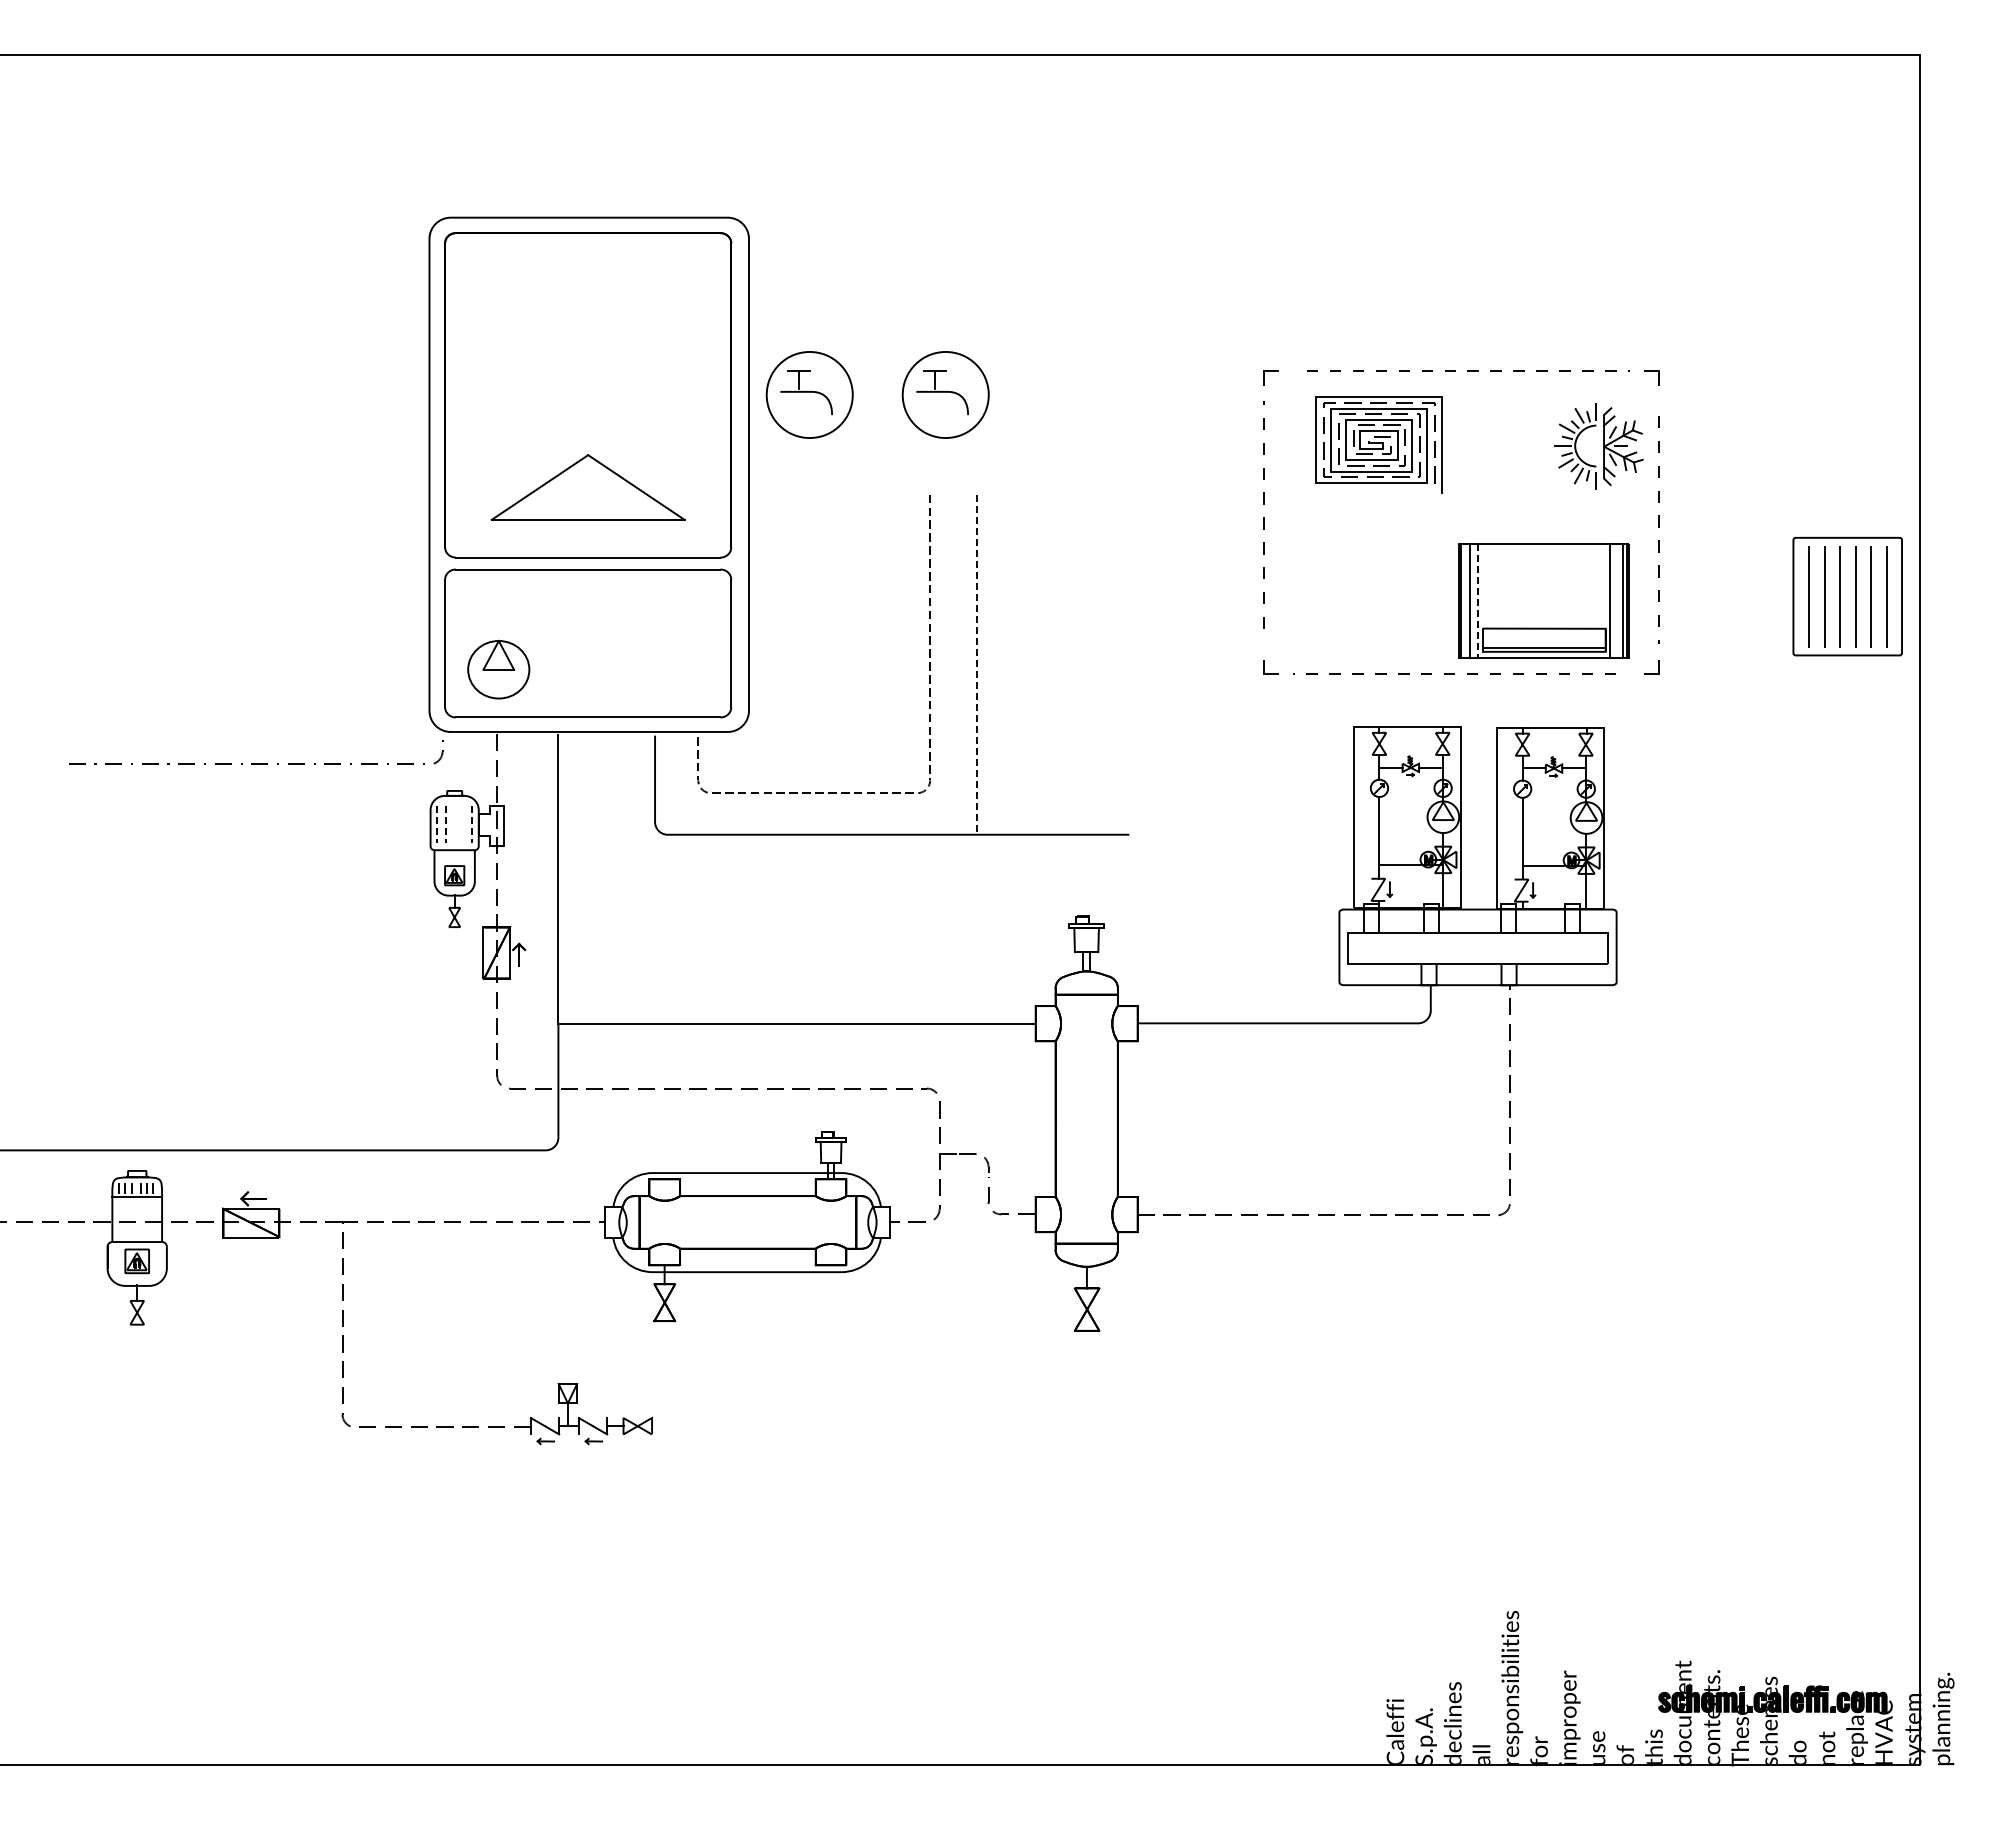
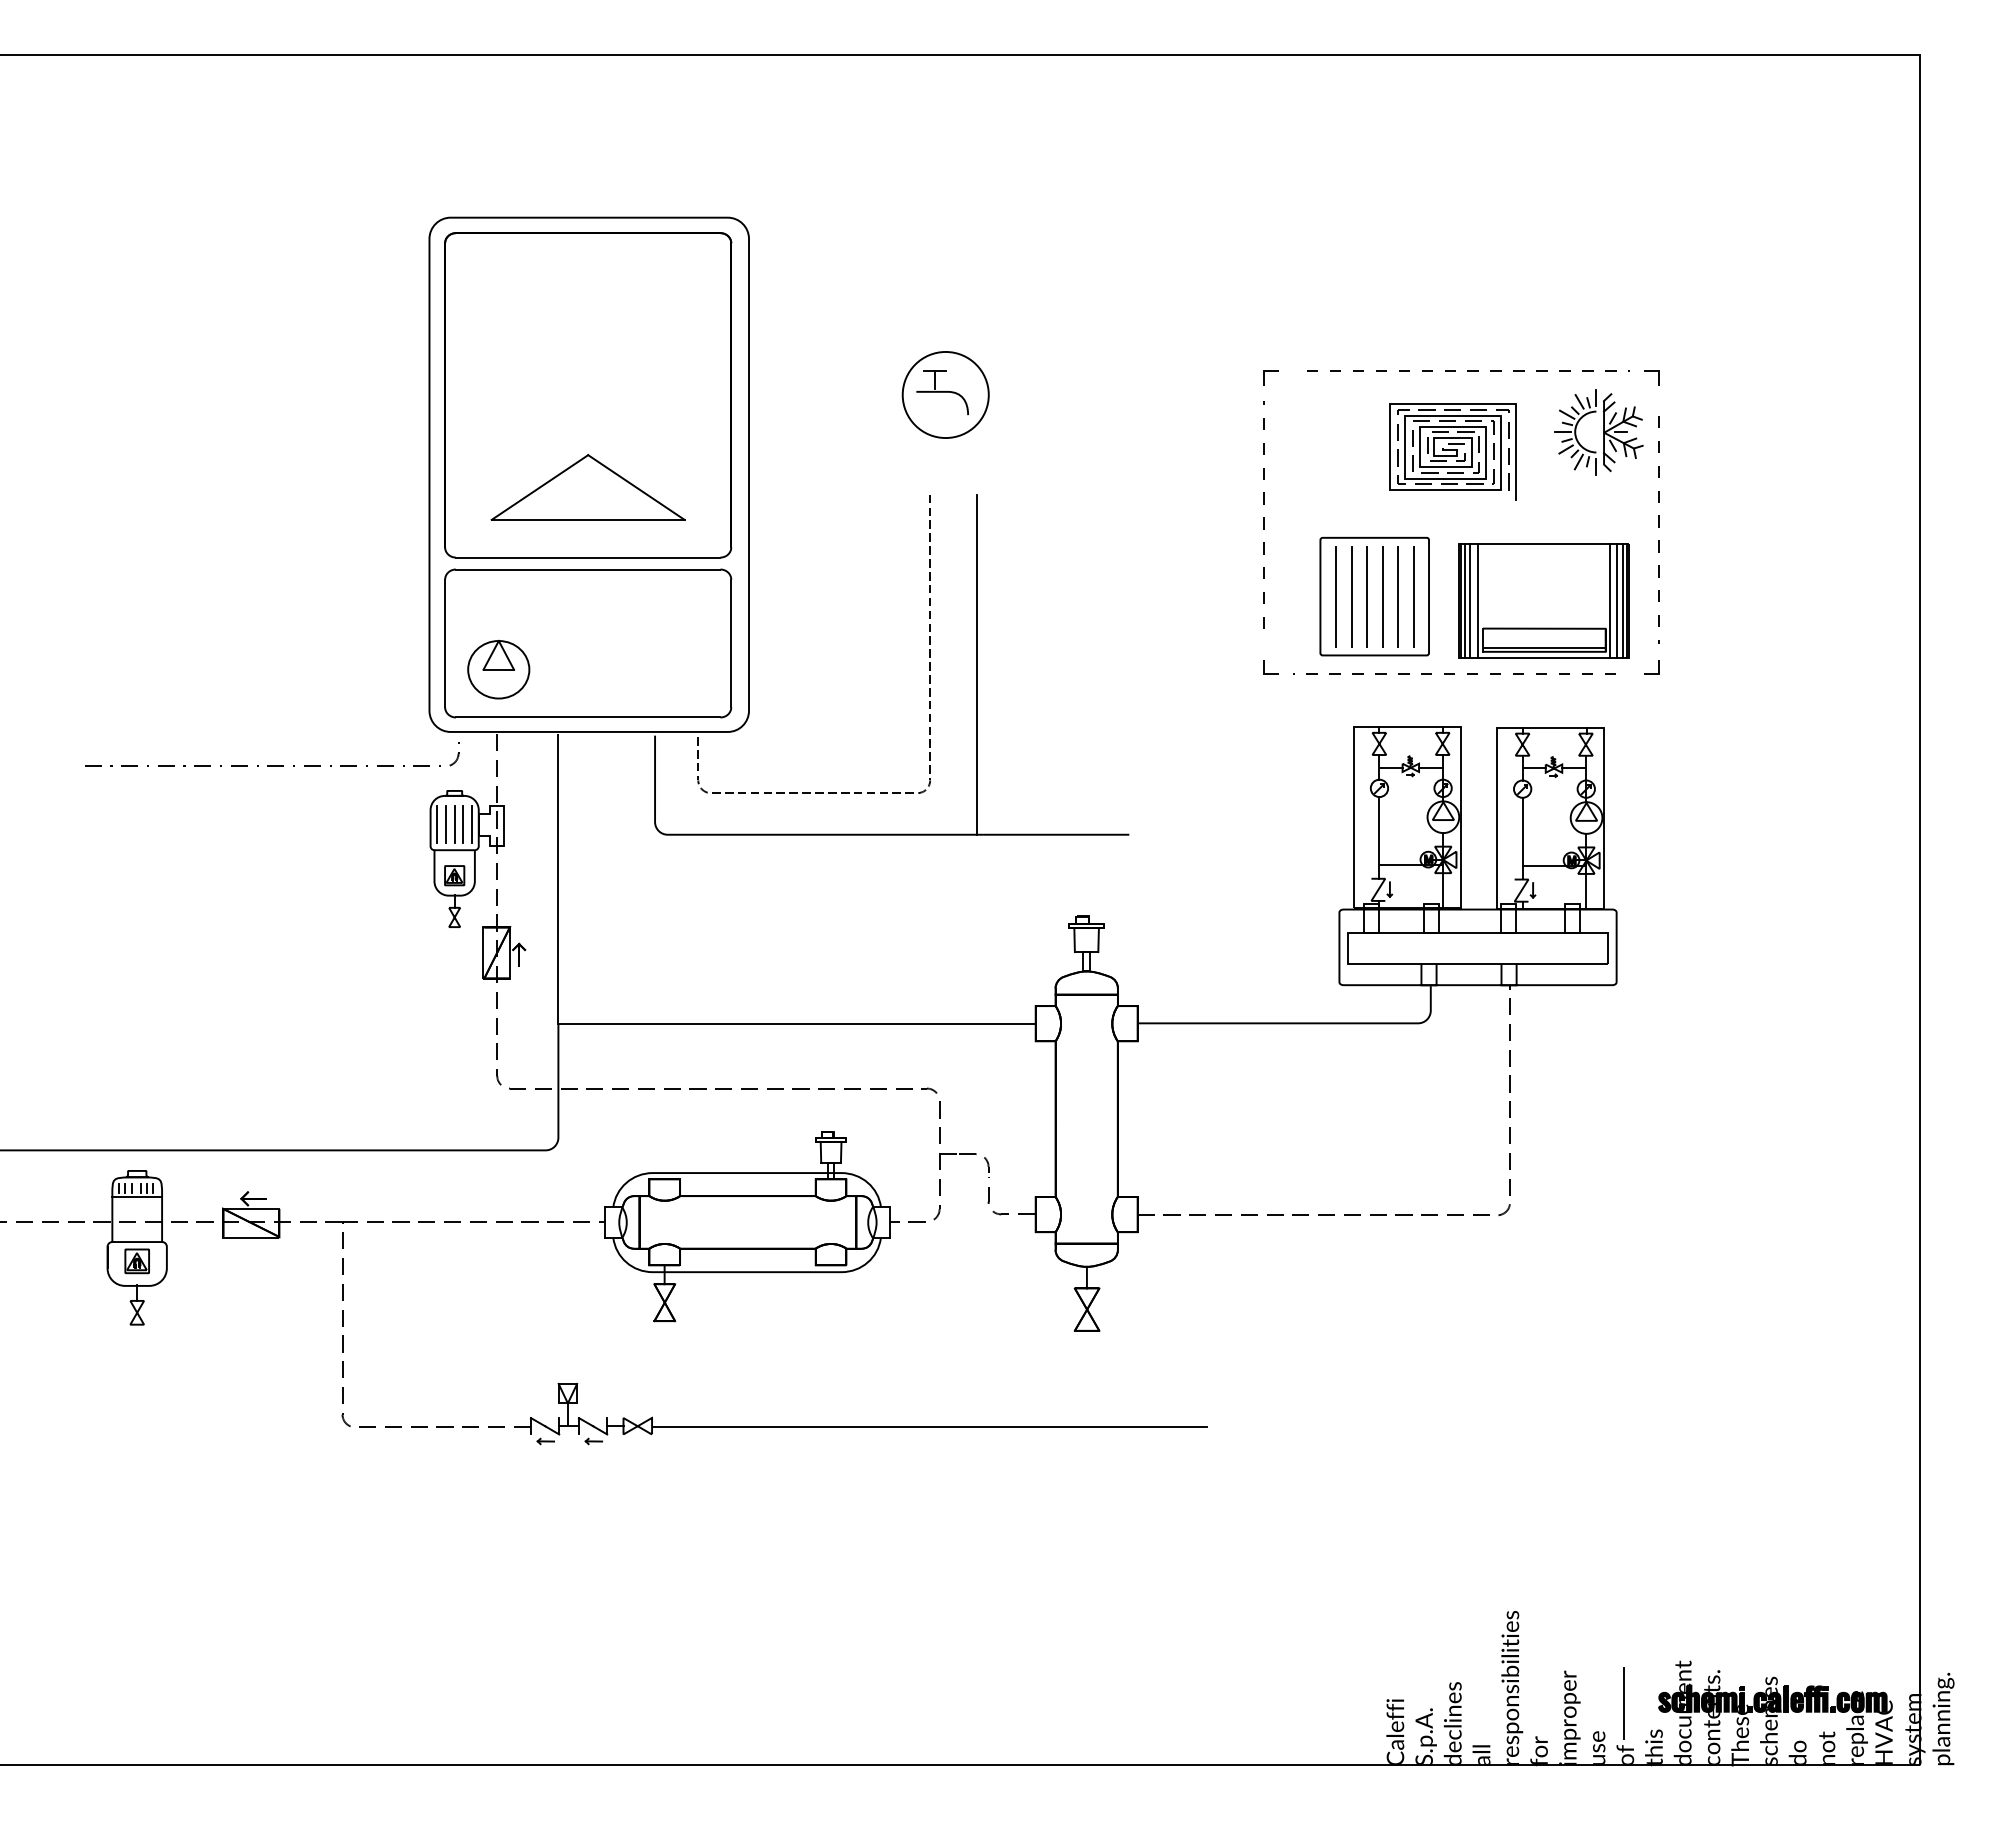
part: present -> none (809, 394)
part position: (1378, 444) -> (1452, 451) (1452, 451)
part position: (1598, 446) -> (1598, 432) (1598, 432)
part position: (1847, 596) -> (1374, 596) (1374, 596)
line: none -> present (1464, 600)
line: none -> present (1617, 600)
line: dashed -> solid (1478, 601)
line: dashed -> solid (977, 665)
curve position: (256, 763) -> (272, 765) (272, 765)
line: dashed -> solid (437, 824)
line: dashed -> solid (446, 824)
line: none -> present (454, 824)
line: none -> present (463, 824)
line: dashed -> solid (472, 824)
line: none -> present (929, 1427)
line: none -> present (1623, 1703)
